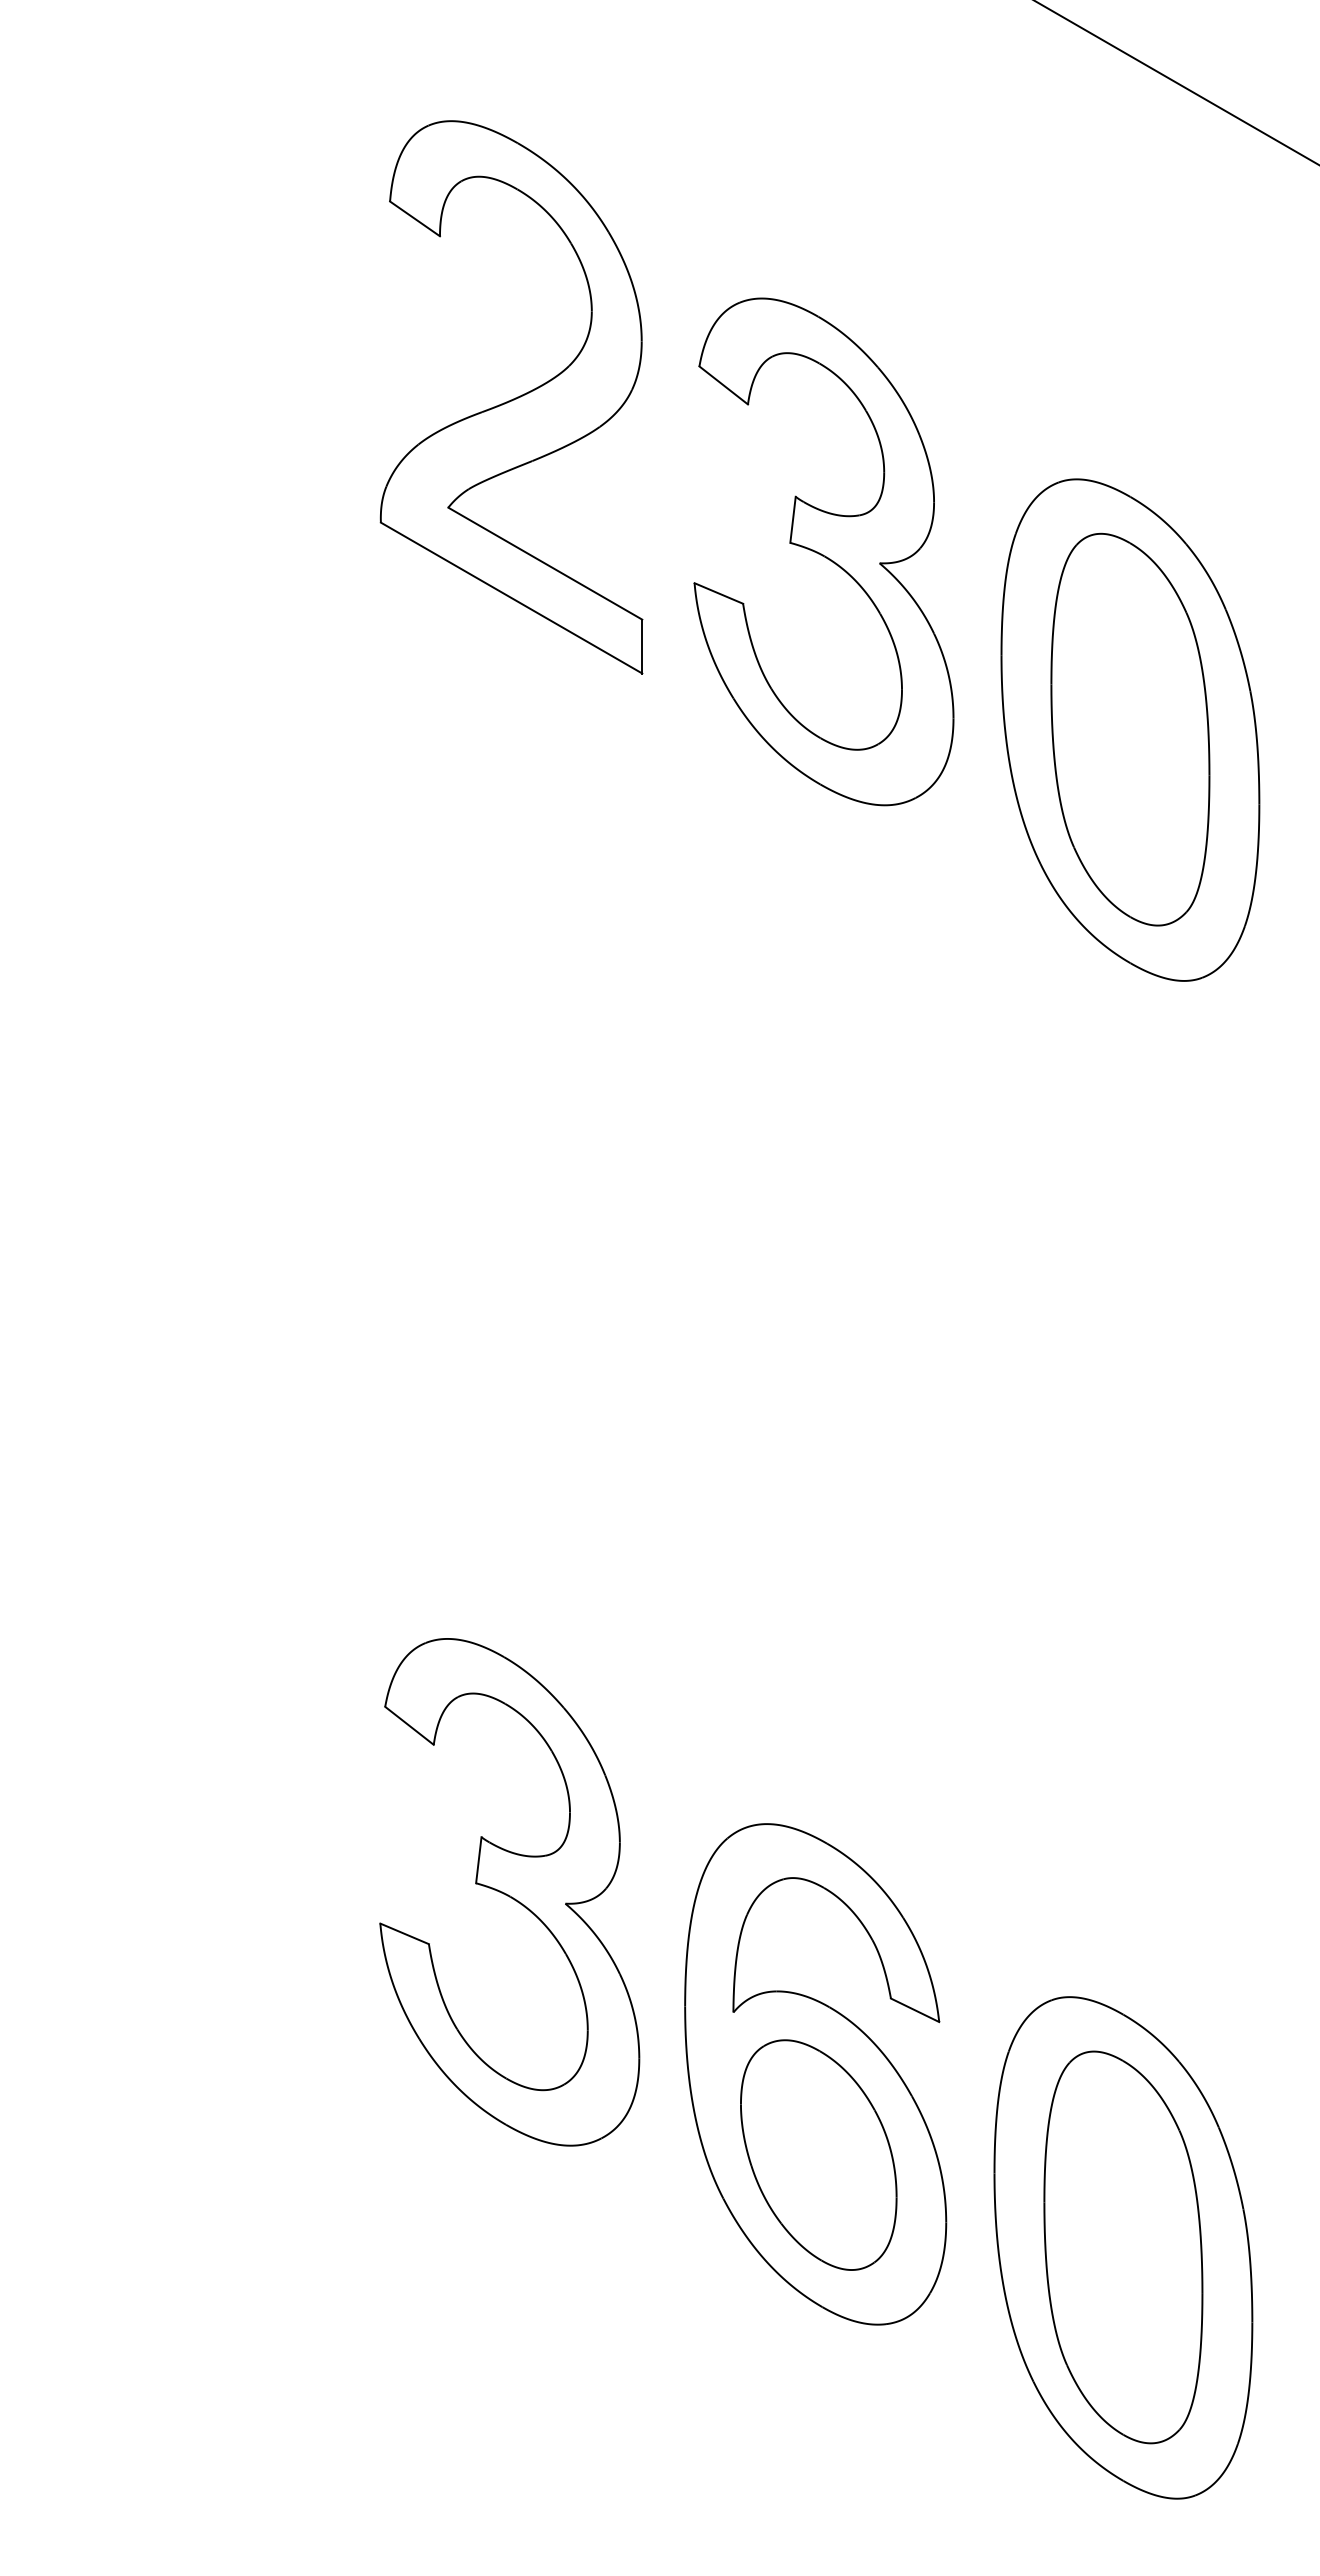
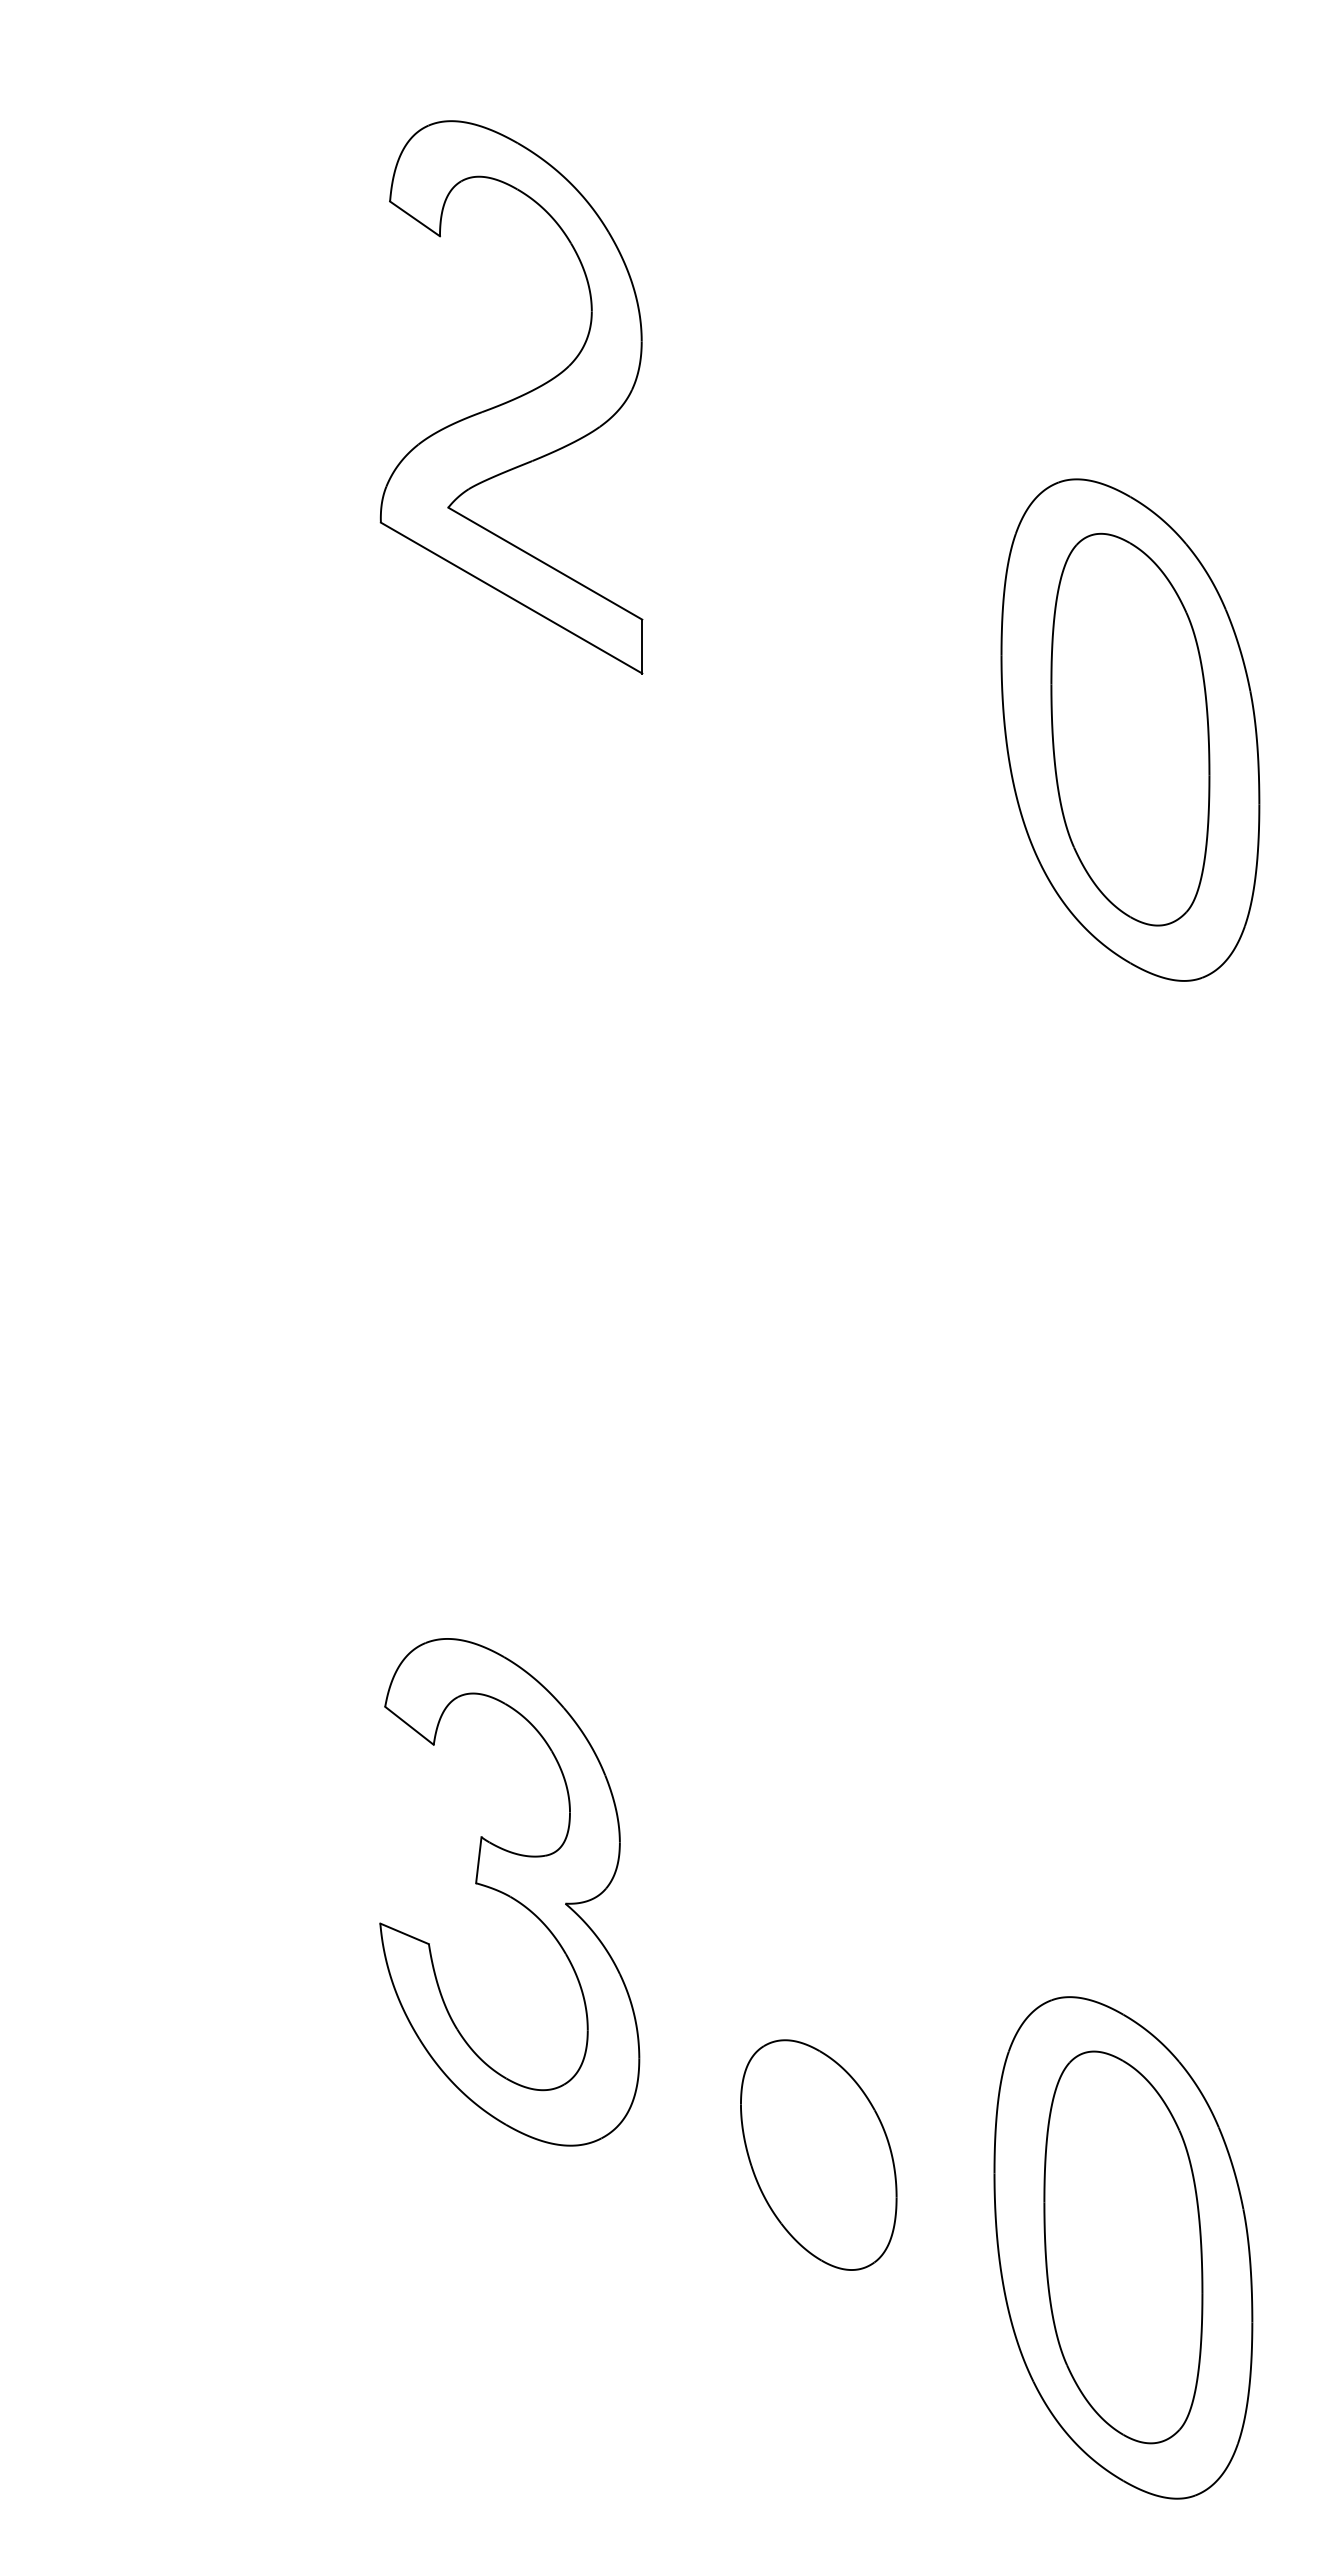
line: present -> none (1176, 82)
part: present -> none (823, 551)
part: present -> none (815, 2074)
